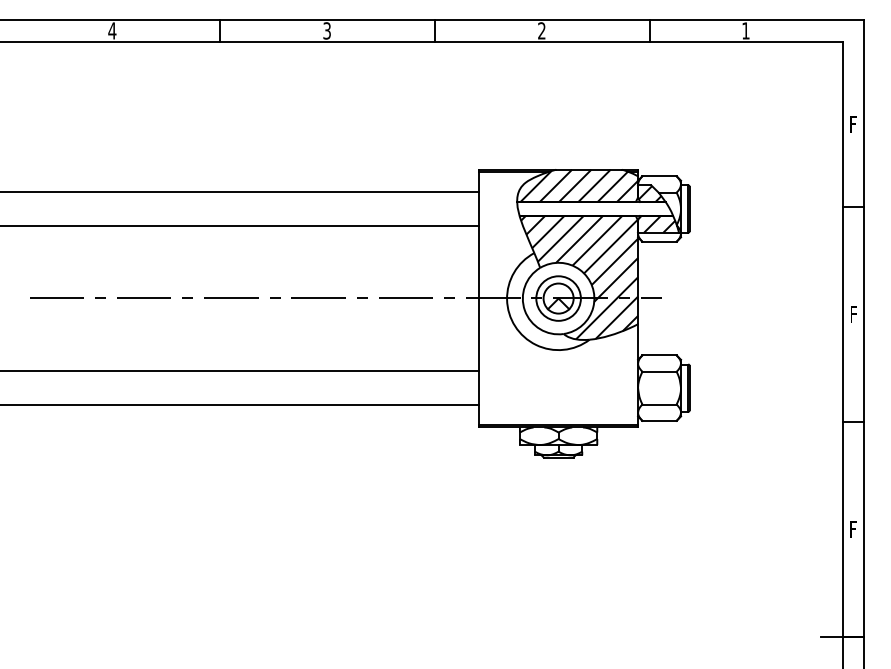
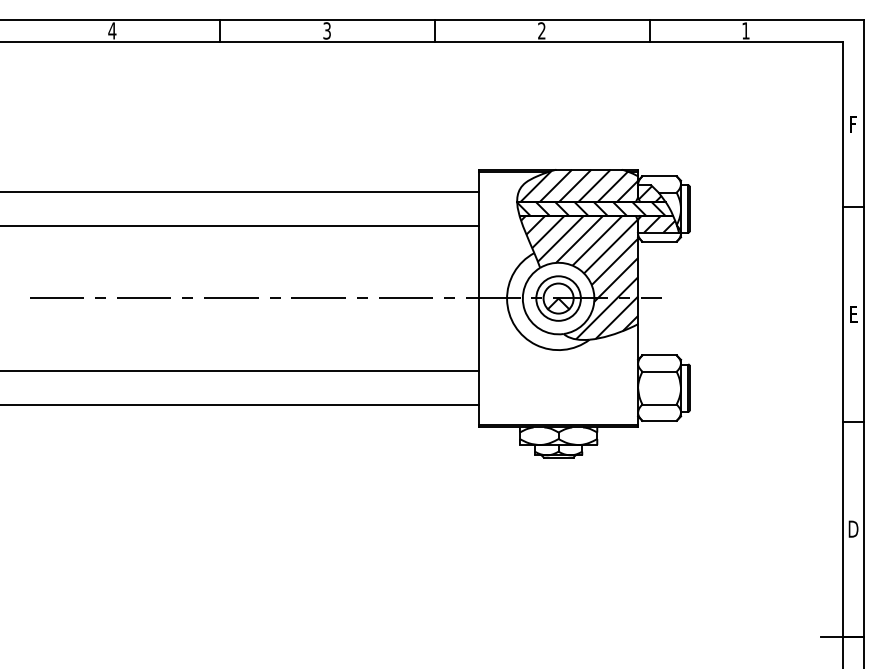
hatch: none -> present (591, 209)
text: F -> E (853, 314)
text: F -> D (853, 528)
